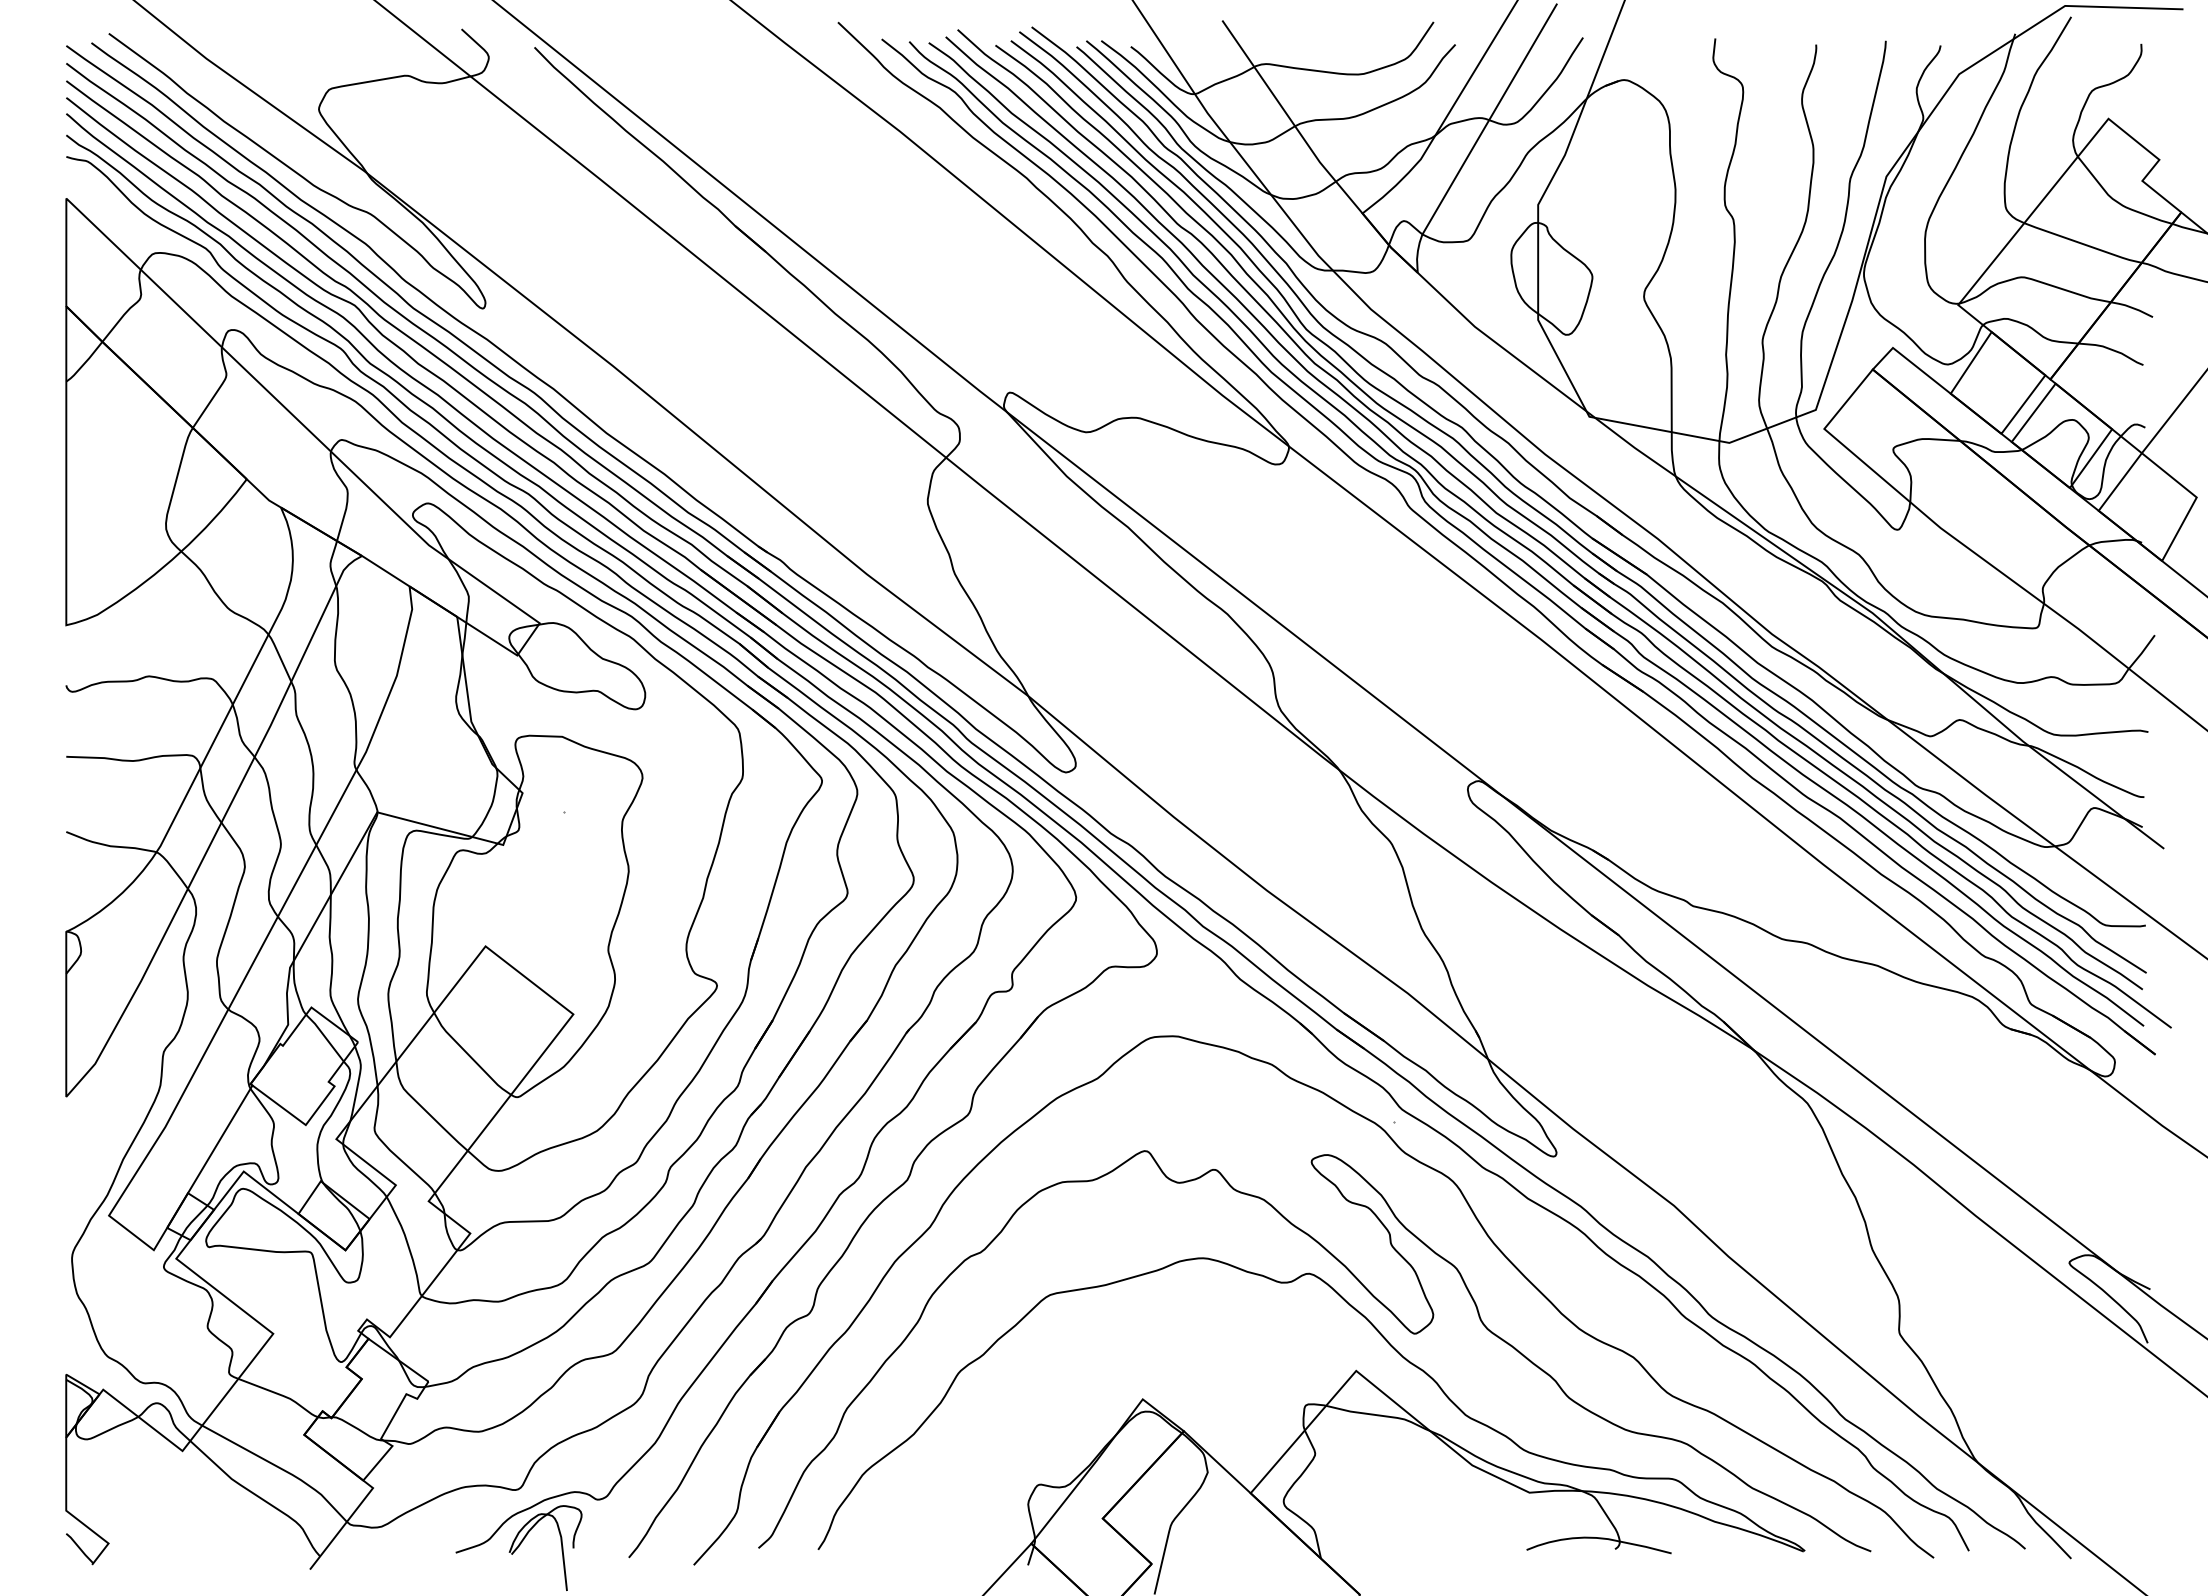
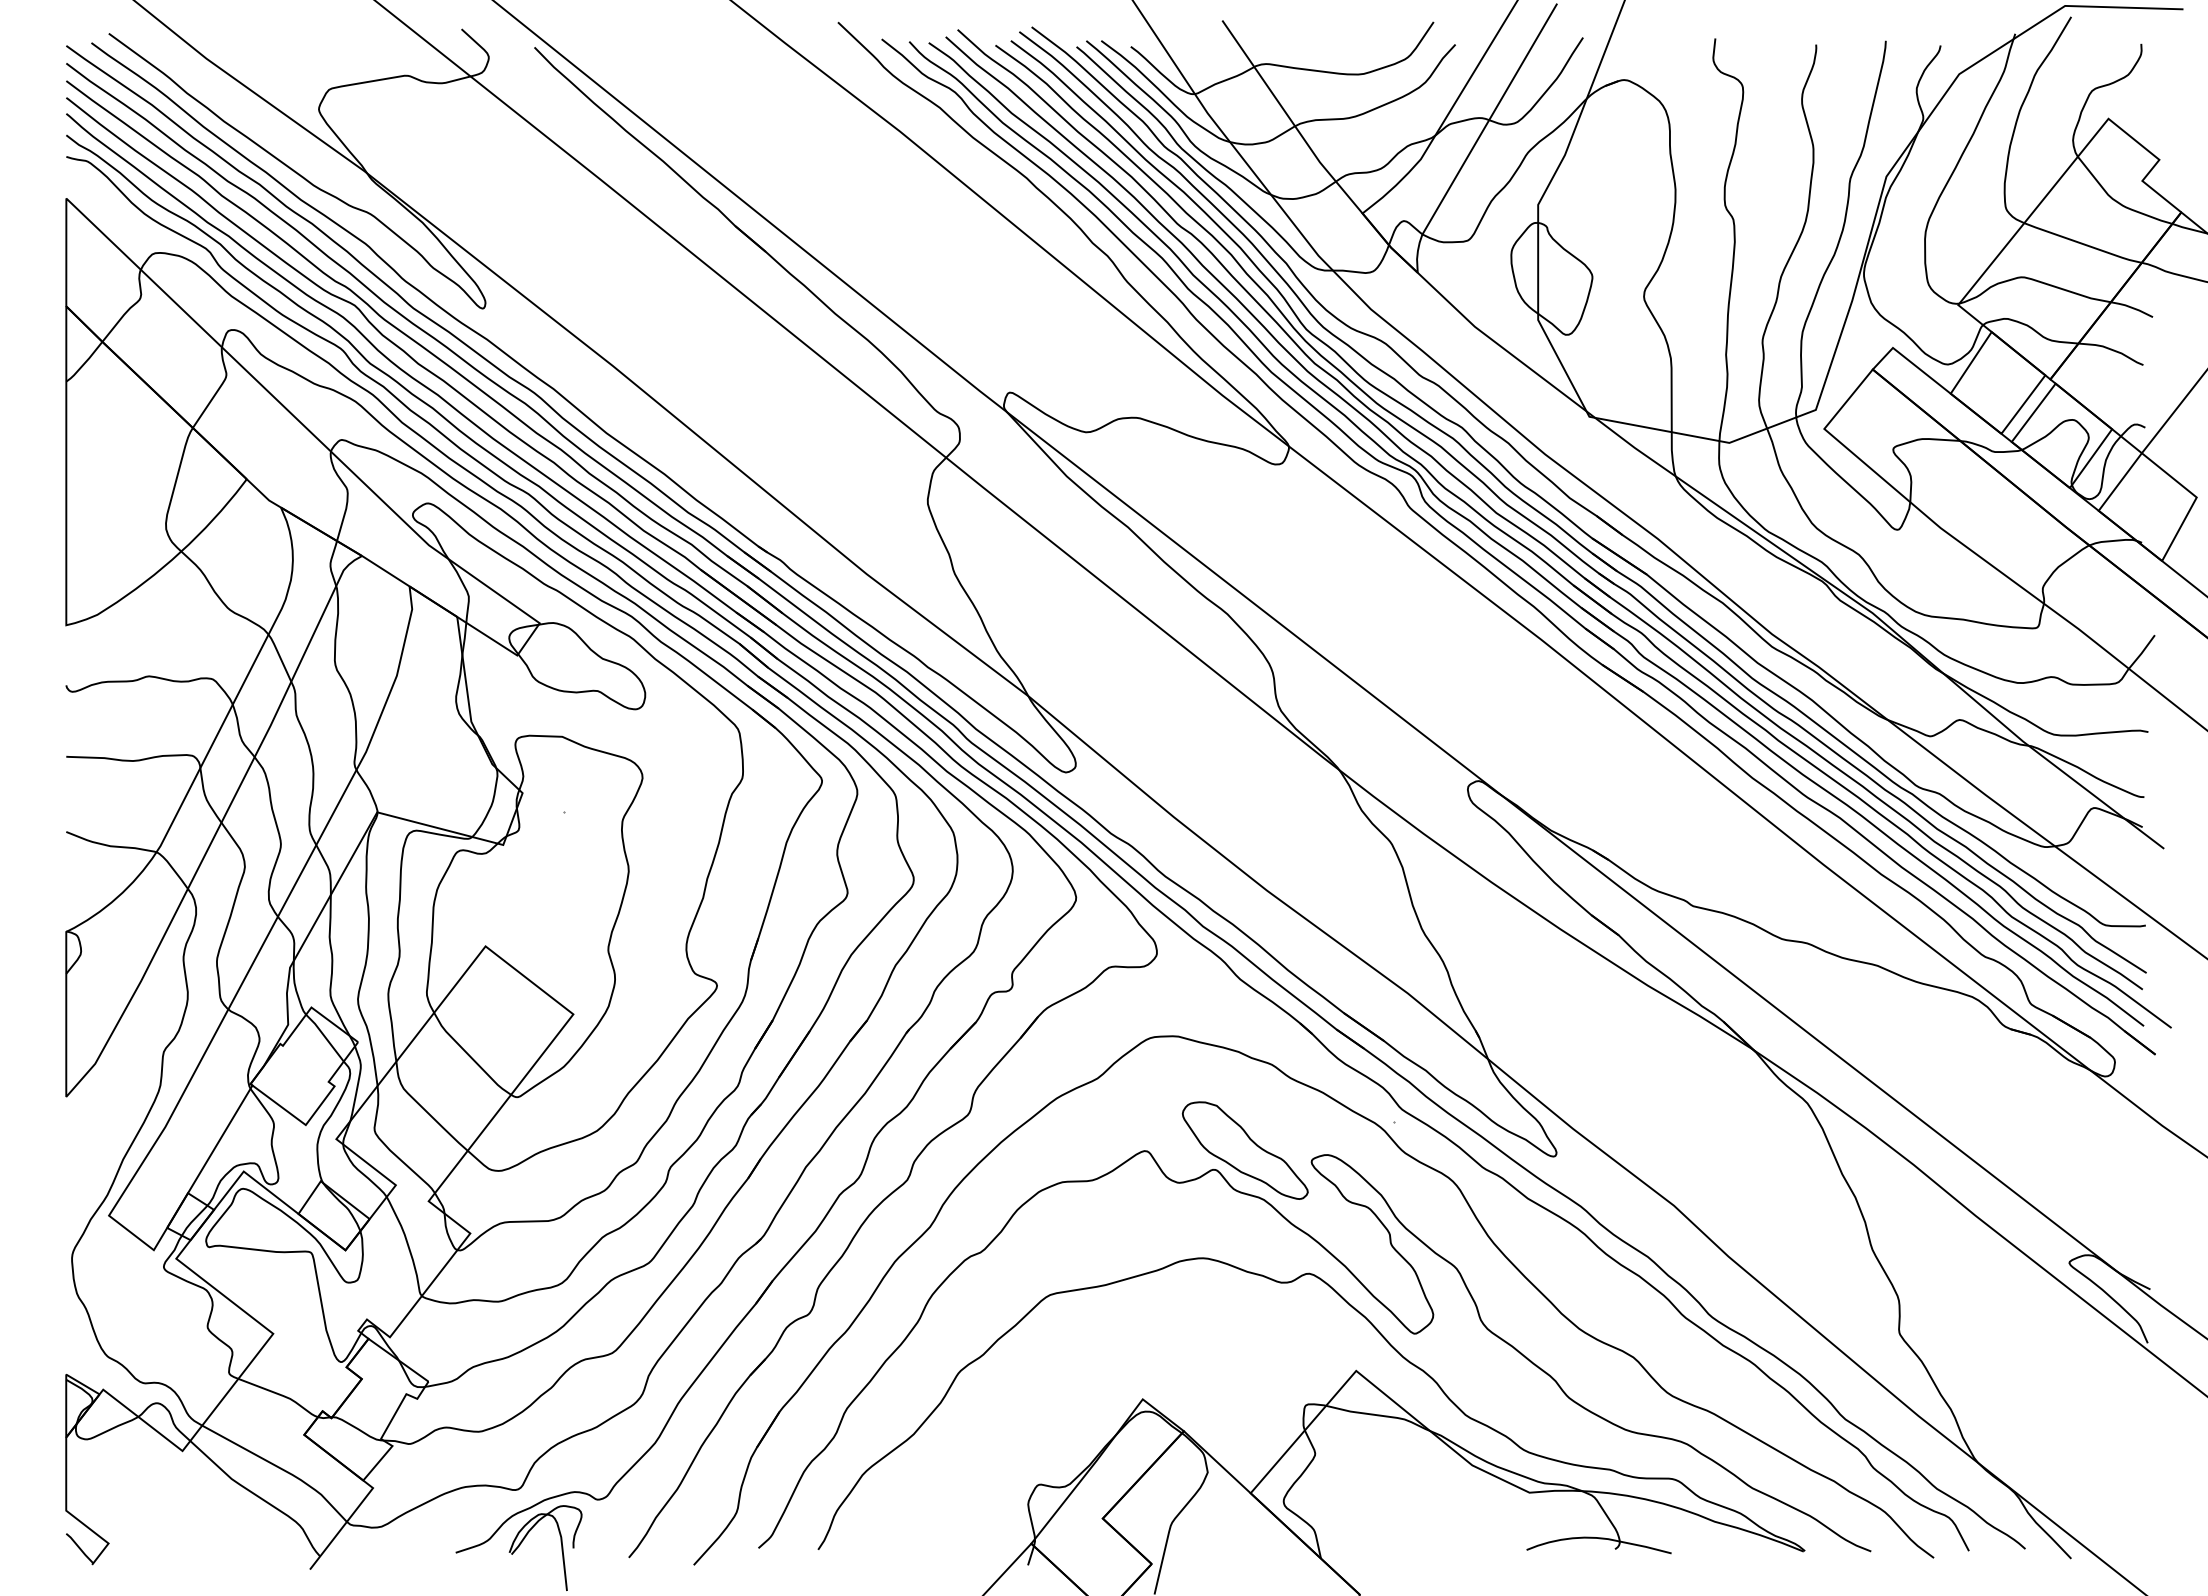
part: none -> present (1244, 1150)
